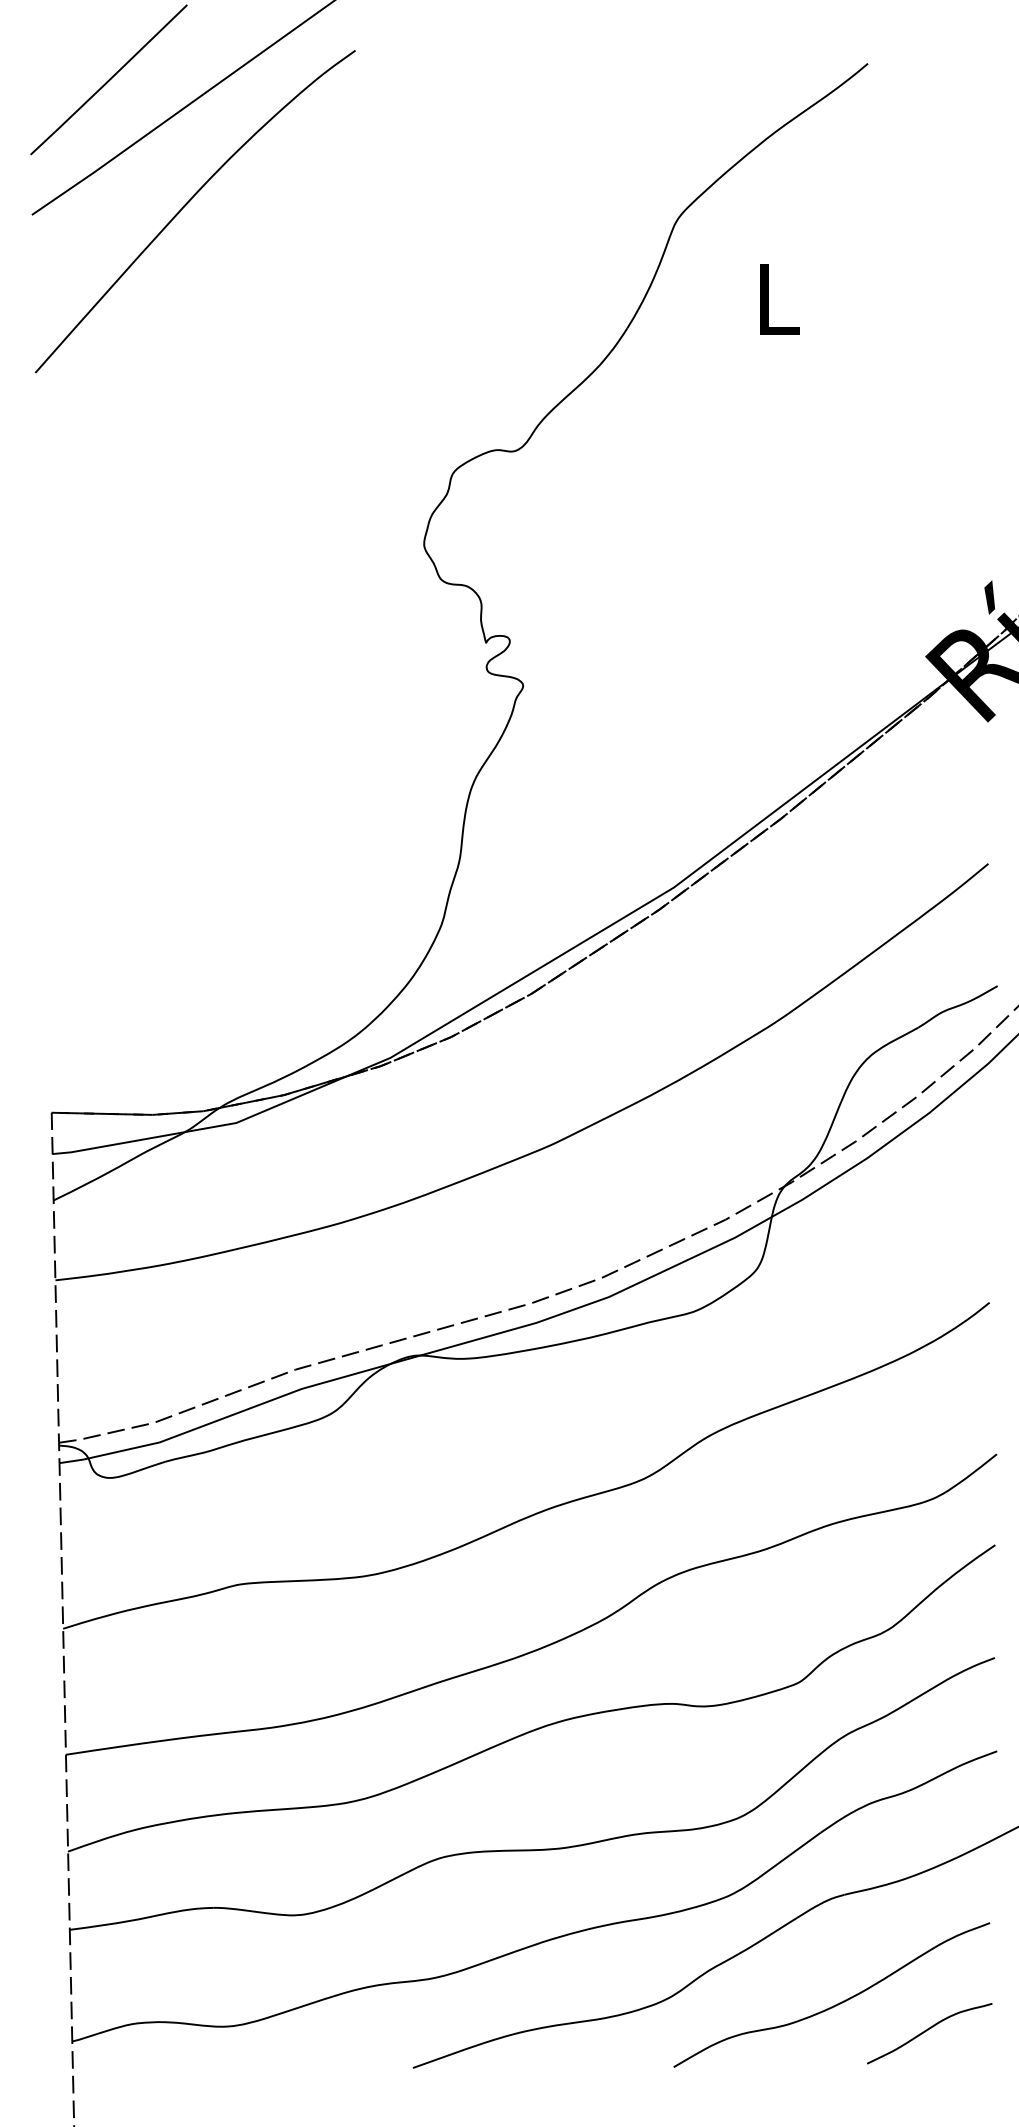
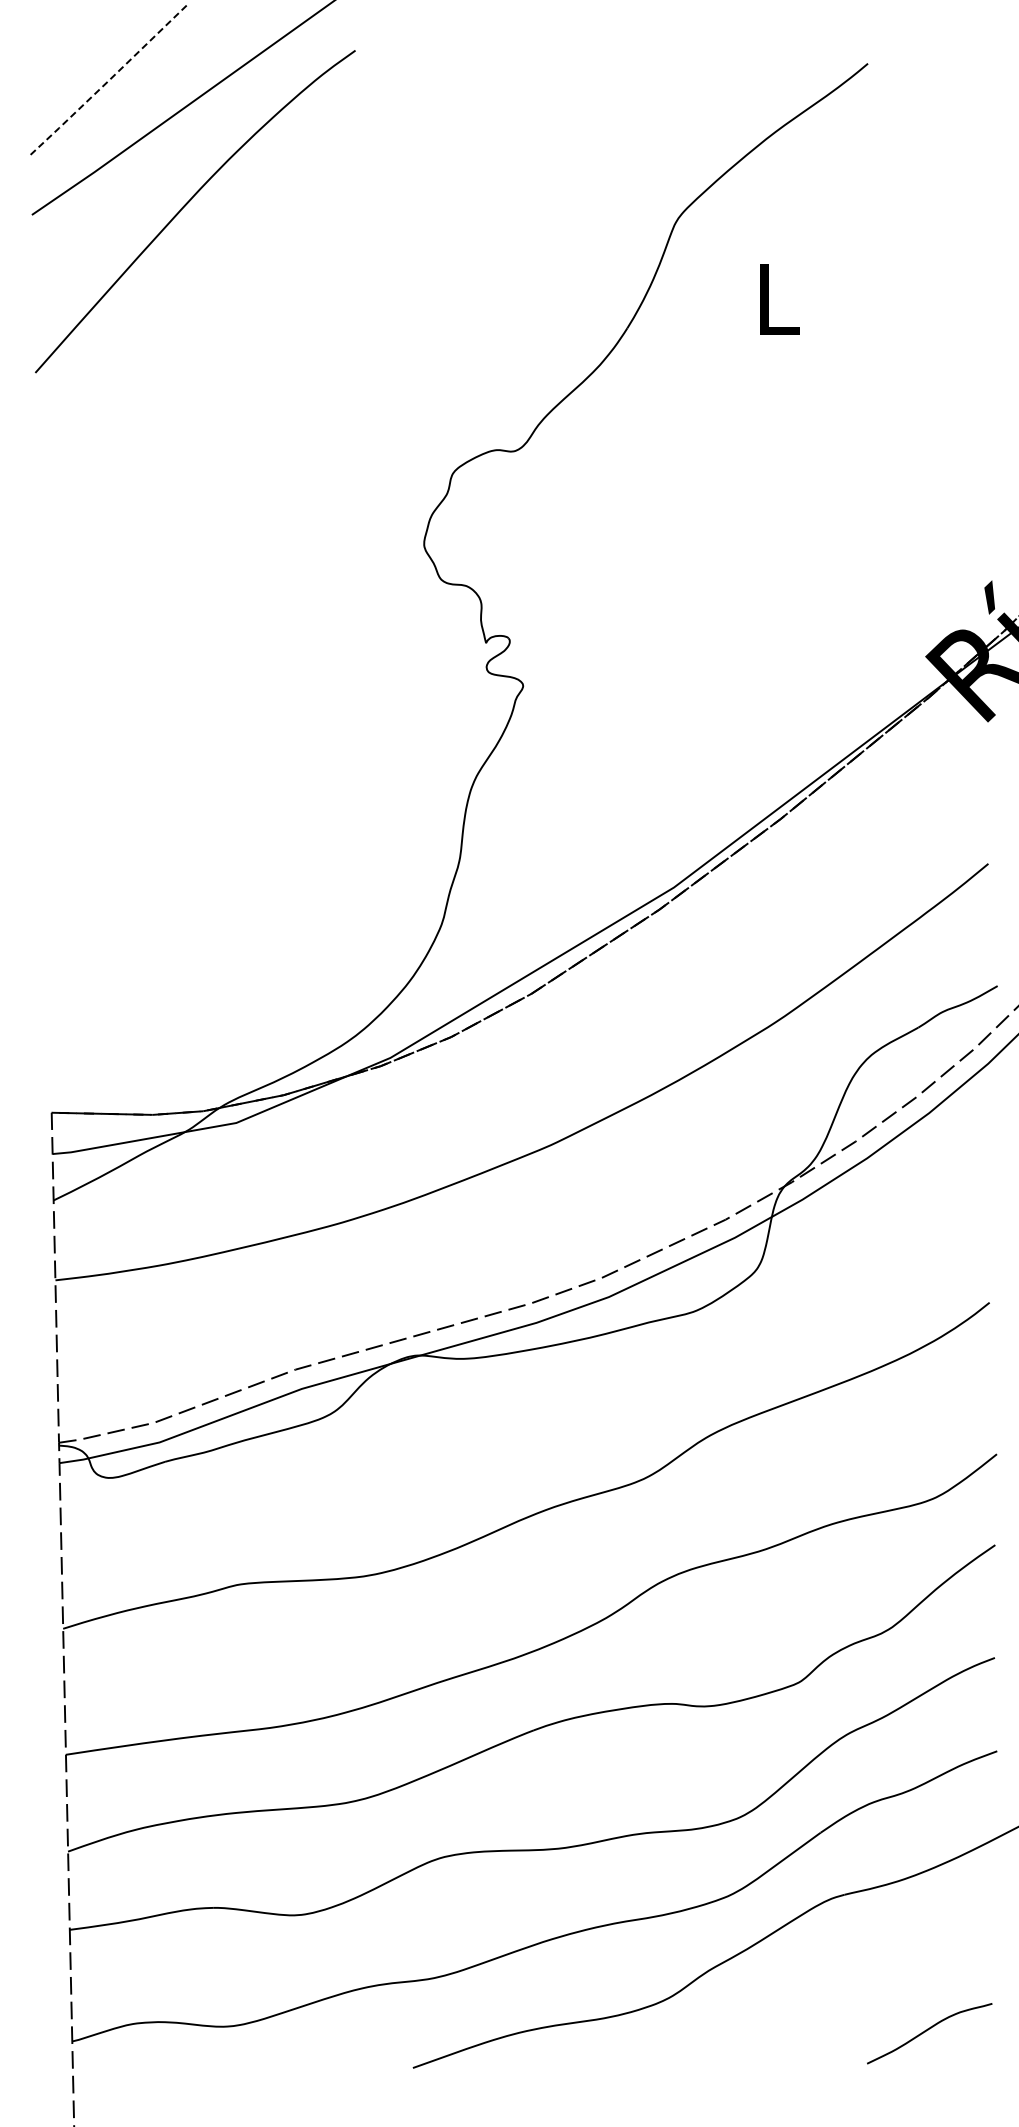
line: solid -> dashed (109, 80)
curve: present -> none (835, 2004)
